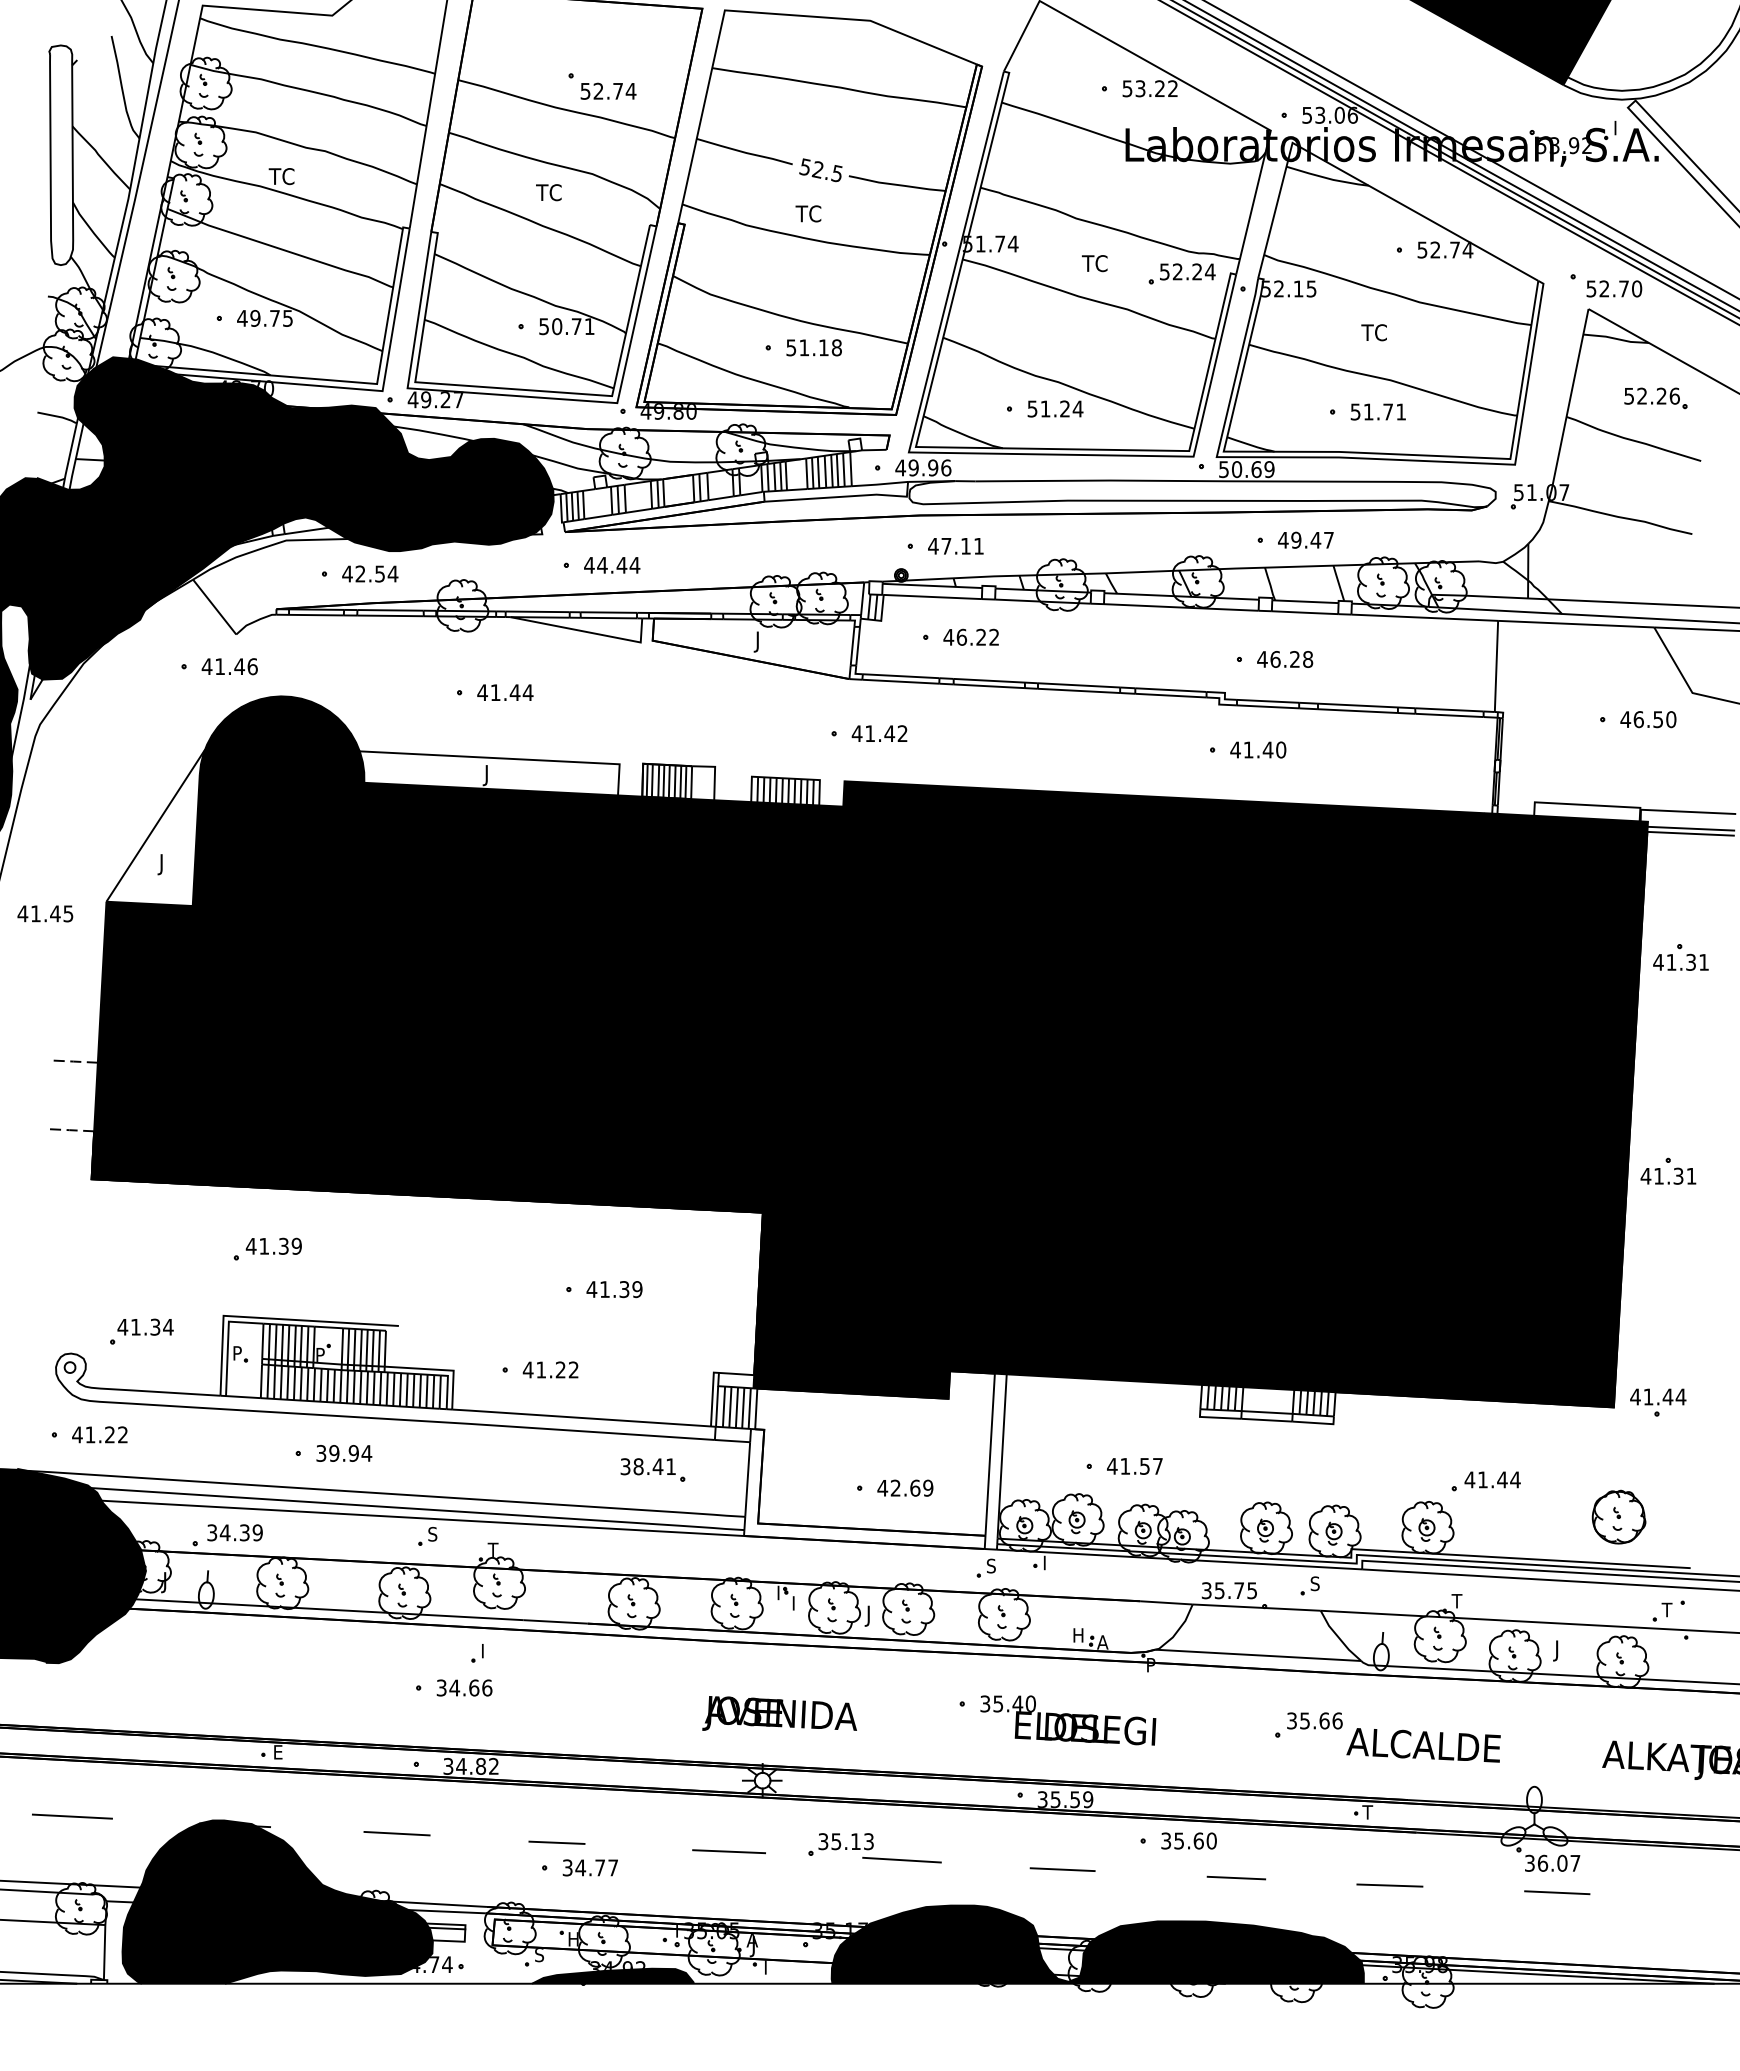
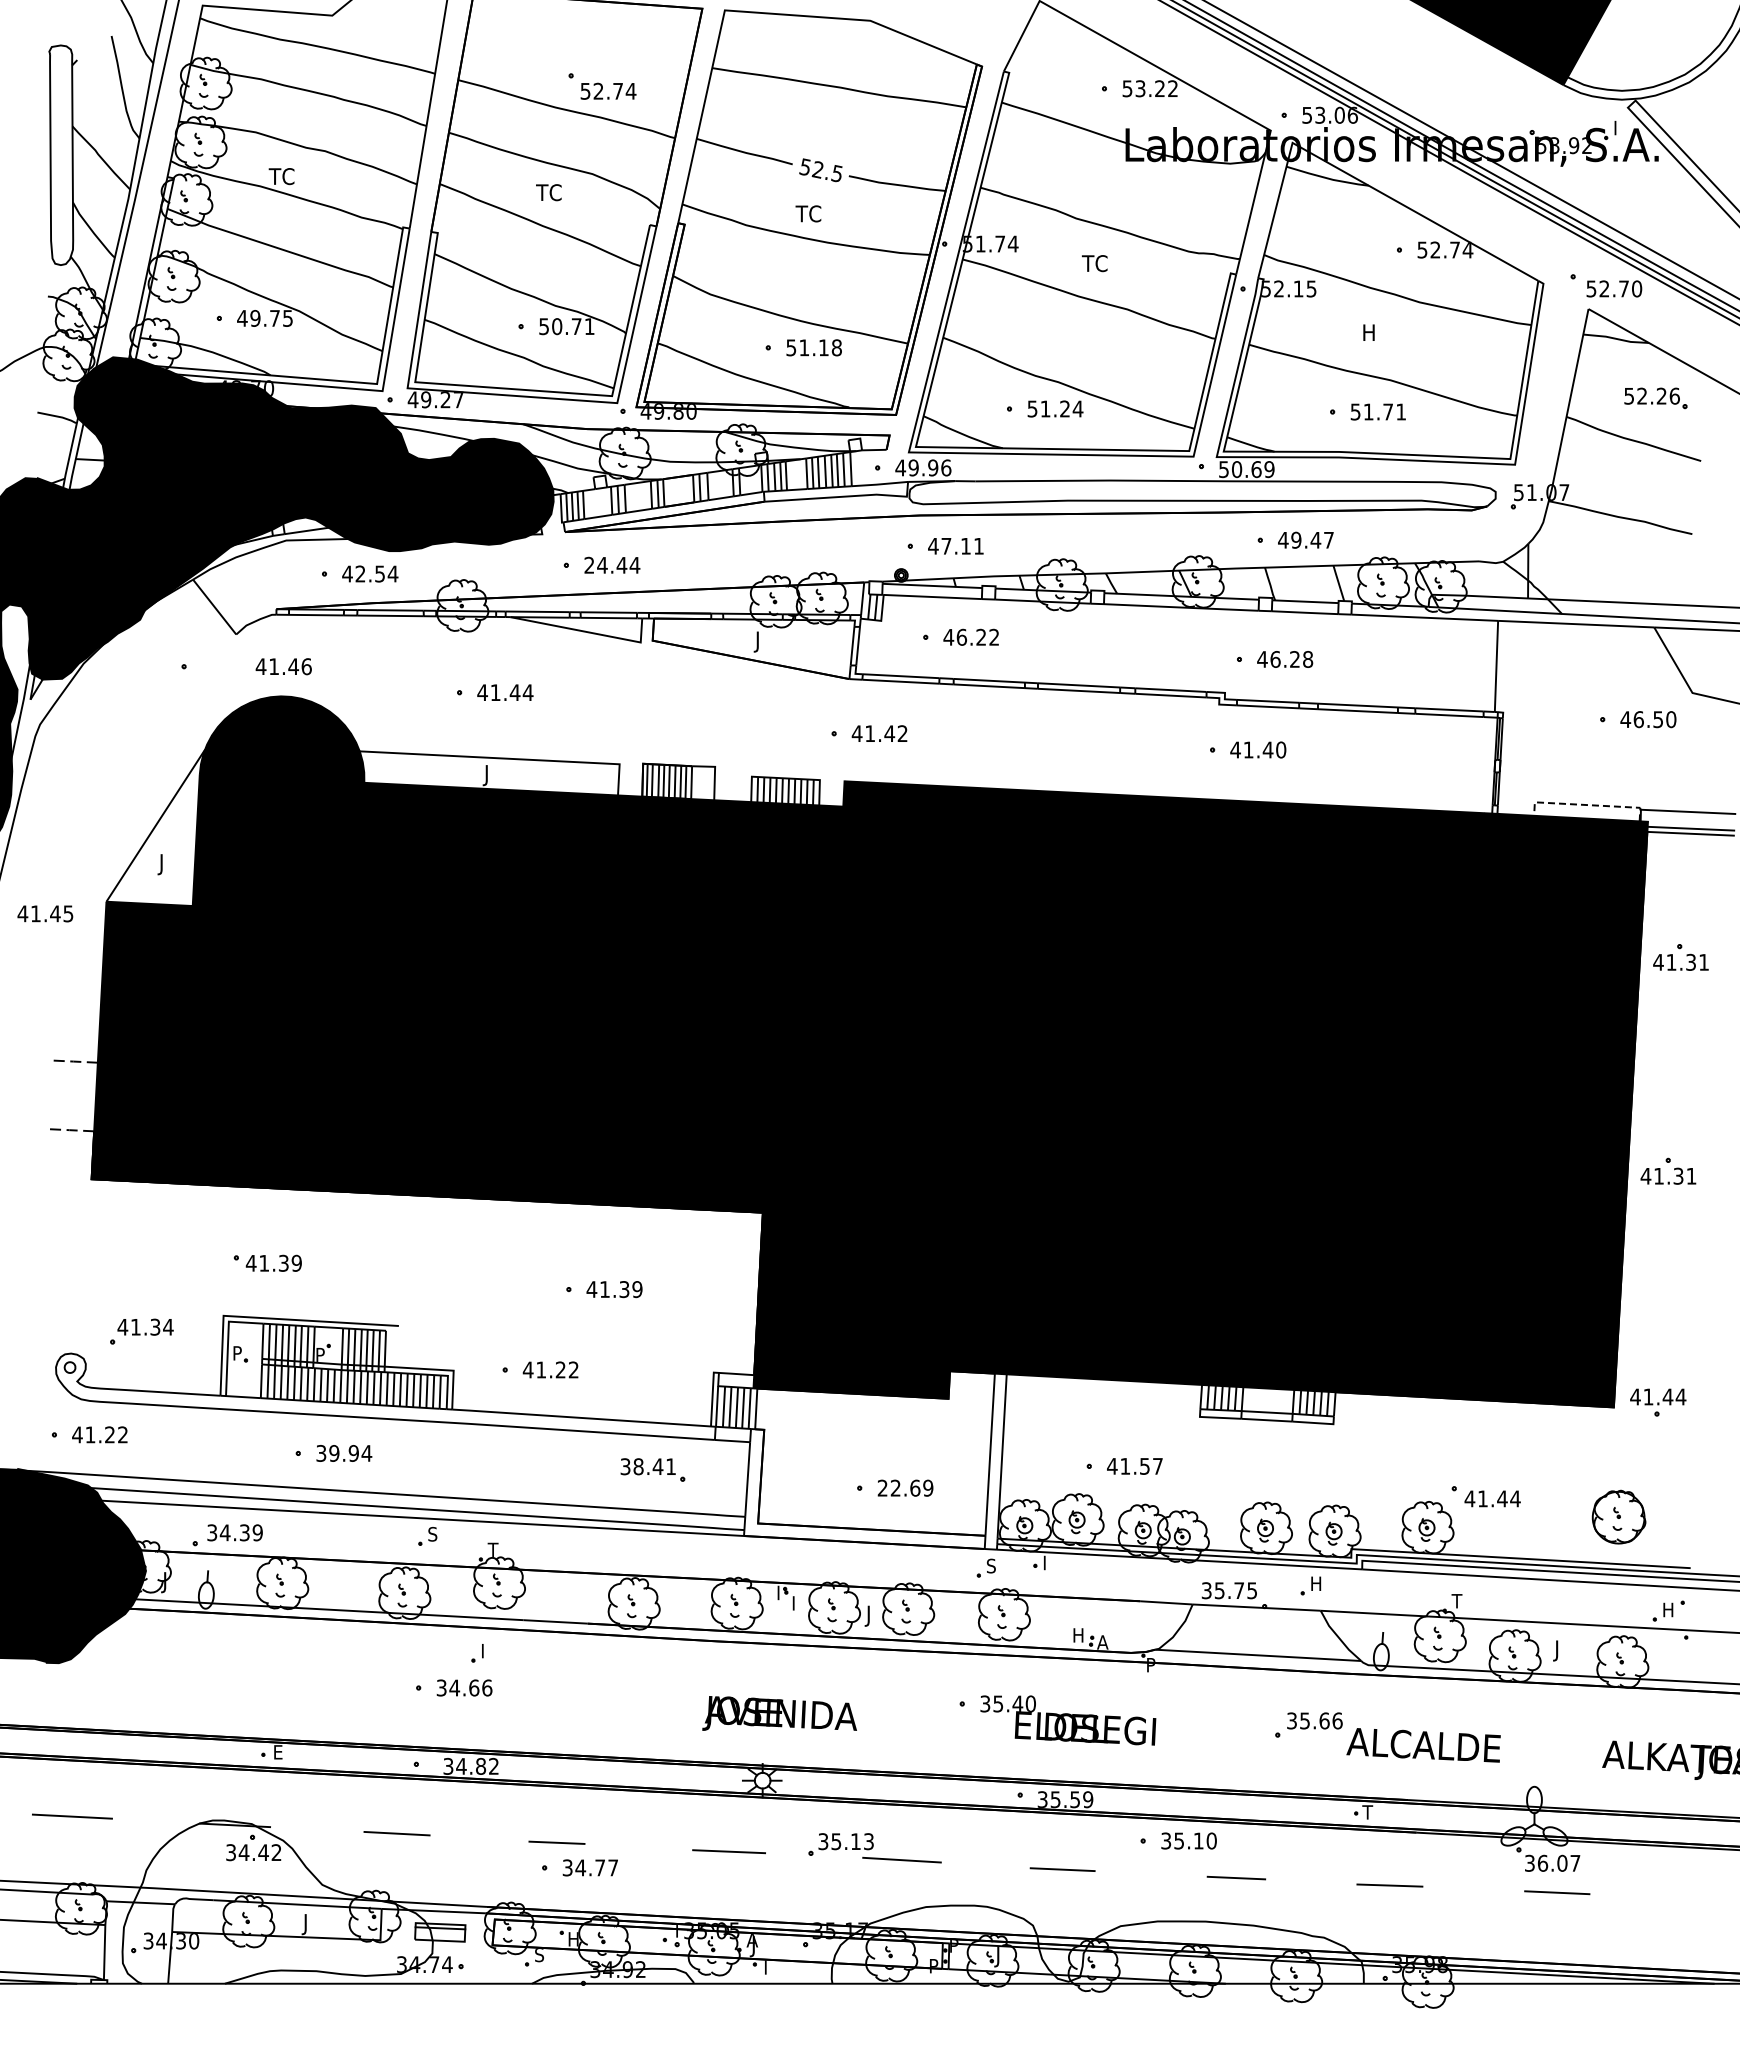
part: present -> none (1181, 273)
text: TC -> H (1373, 332)
text: 44.44 -> 24.44 (589, 564)
text position: (229, 666) -> (283, 666) (283, 666)
line: solid -> dashed (1587, 805)
text position: (273, 1245) -> (273, 1262) (273, 1262)
text position: (1492, 1479) -> (1492, 1498) (1492, 1498)
text: 42.69 -> 22.69 (882, 1487)
text: S -> H (1315, 1583)
text: T -> H (1667, 1609)
text: 35.60 -> 35.10 (1198, 1840)
fill: present -> none (277, 1901)
fill: present -> none (1097, 1944)
fill: present -> none (612, 1975)
